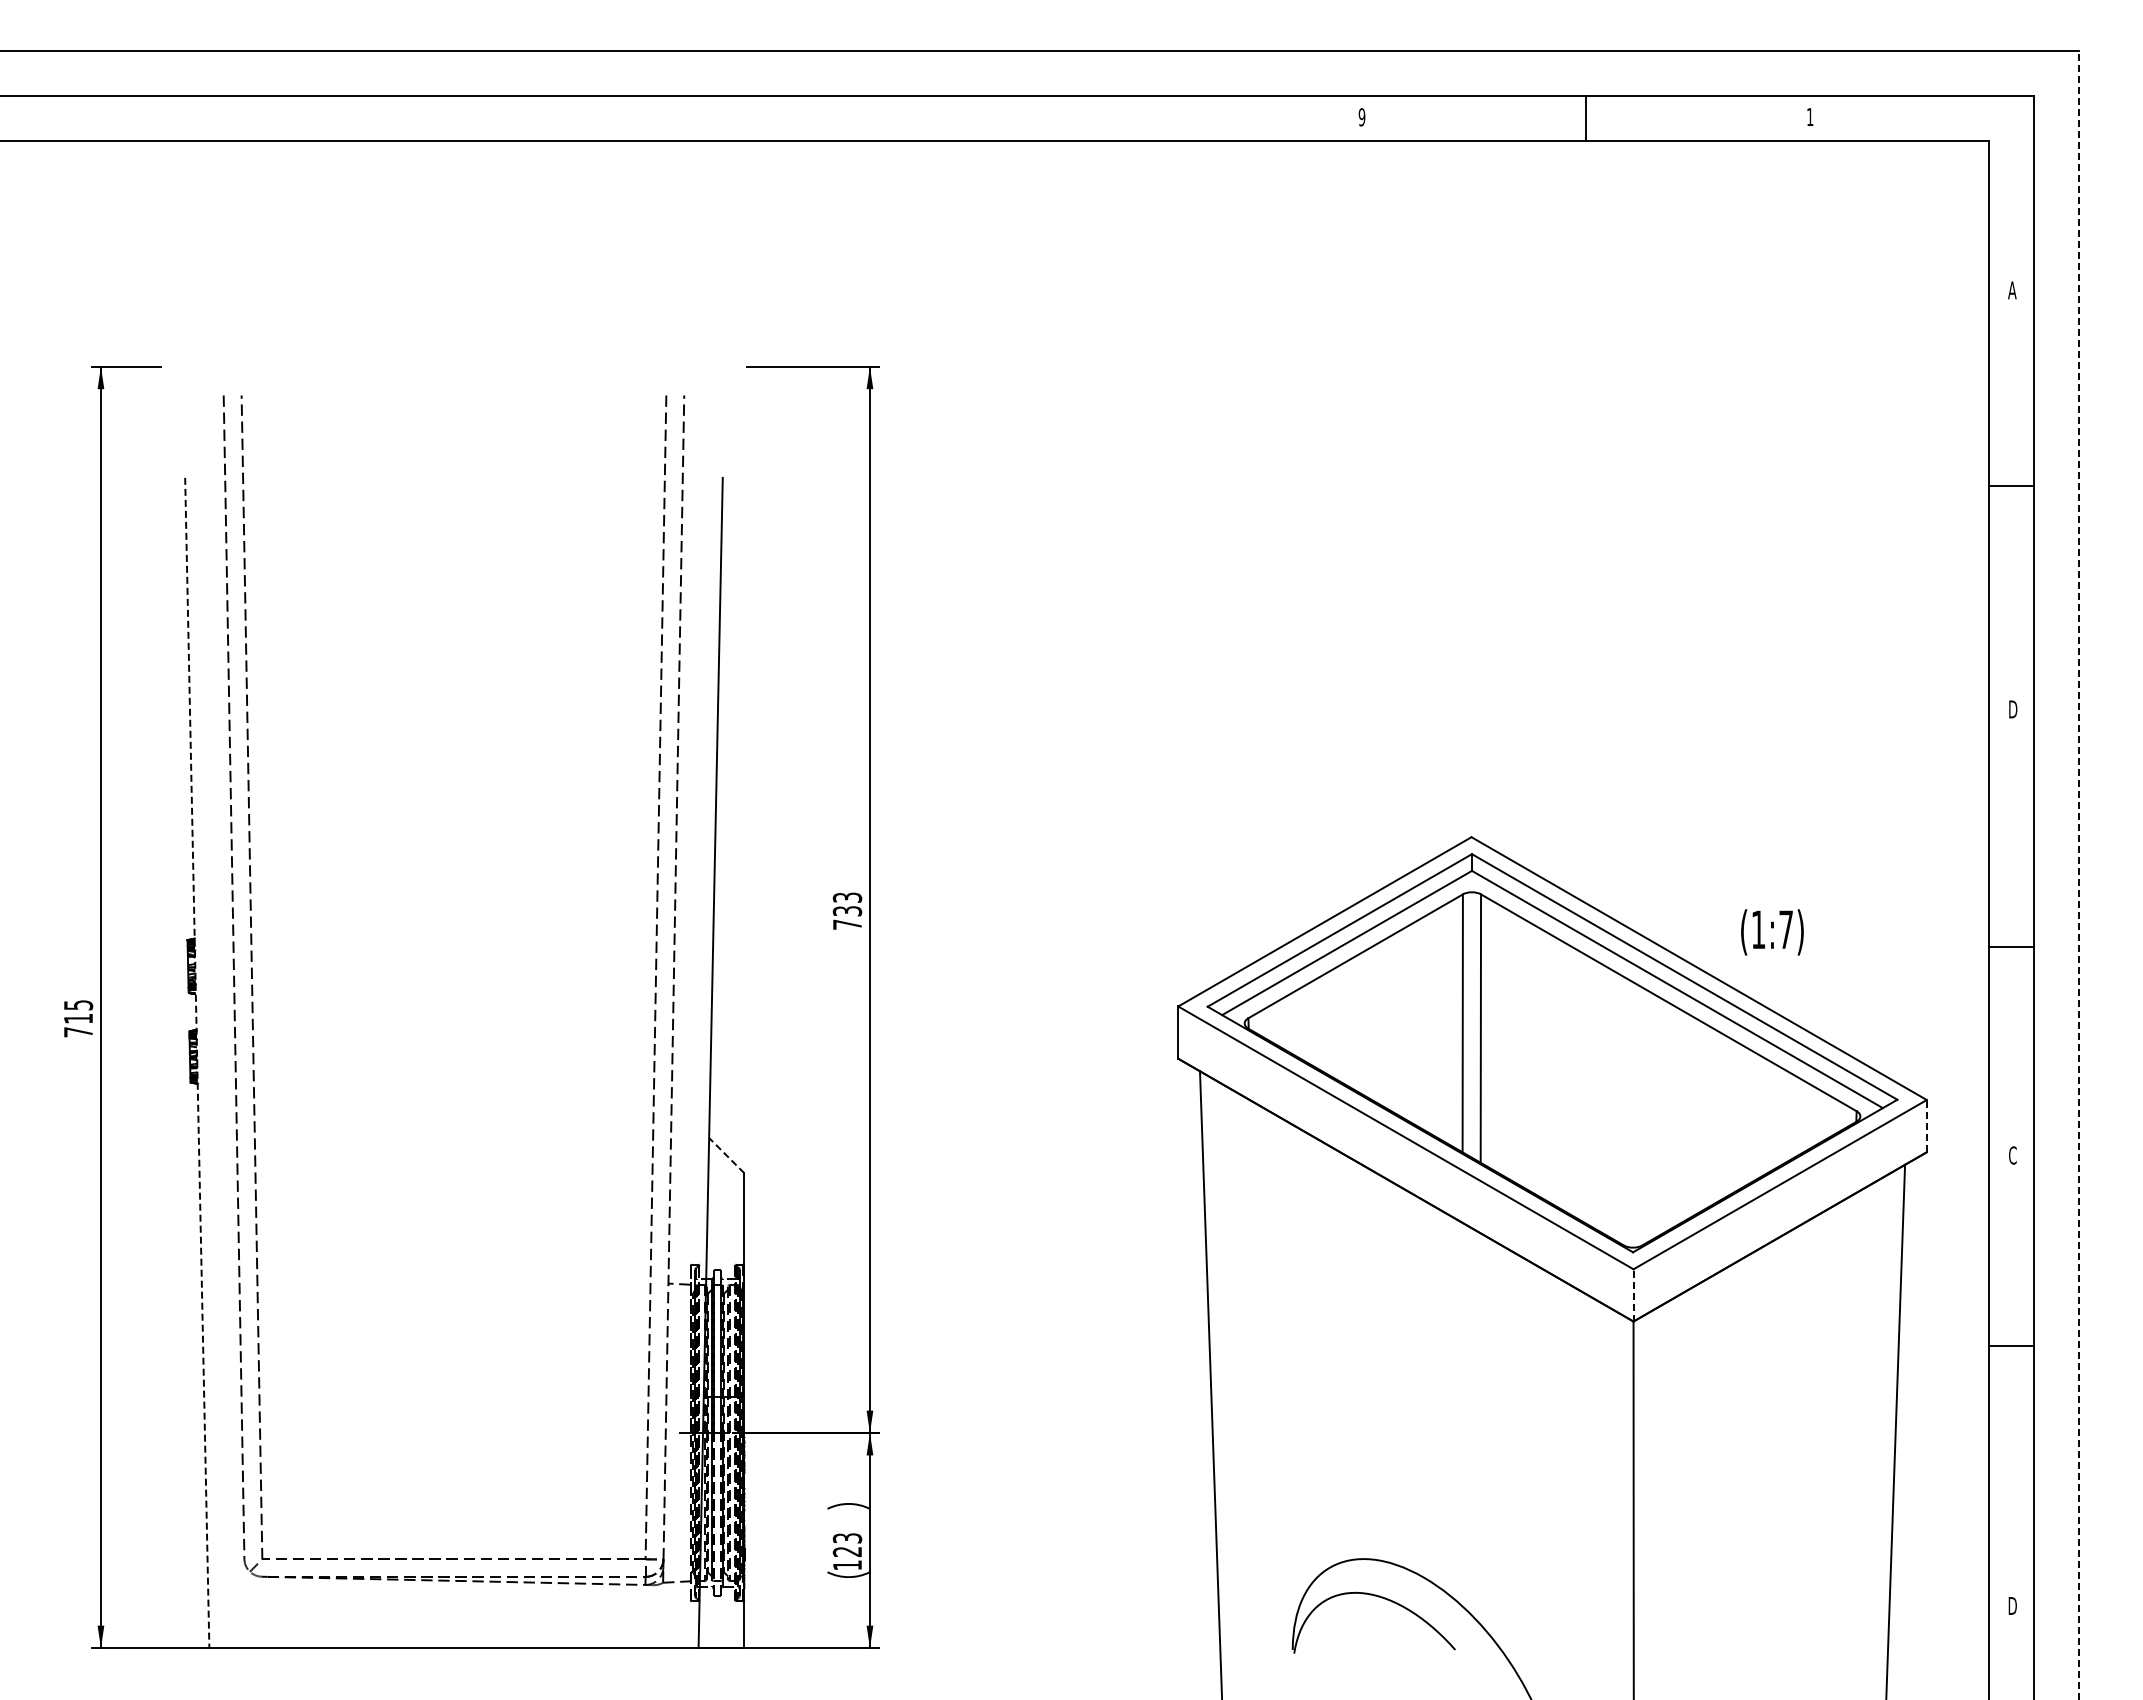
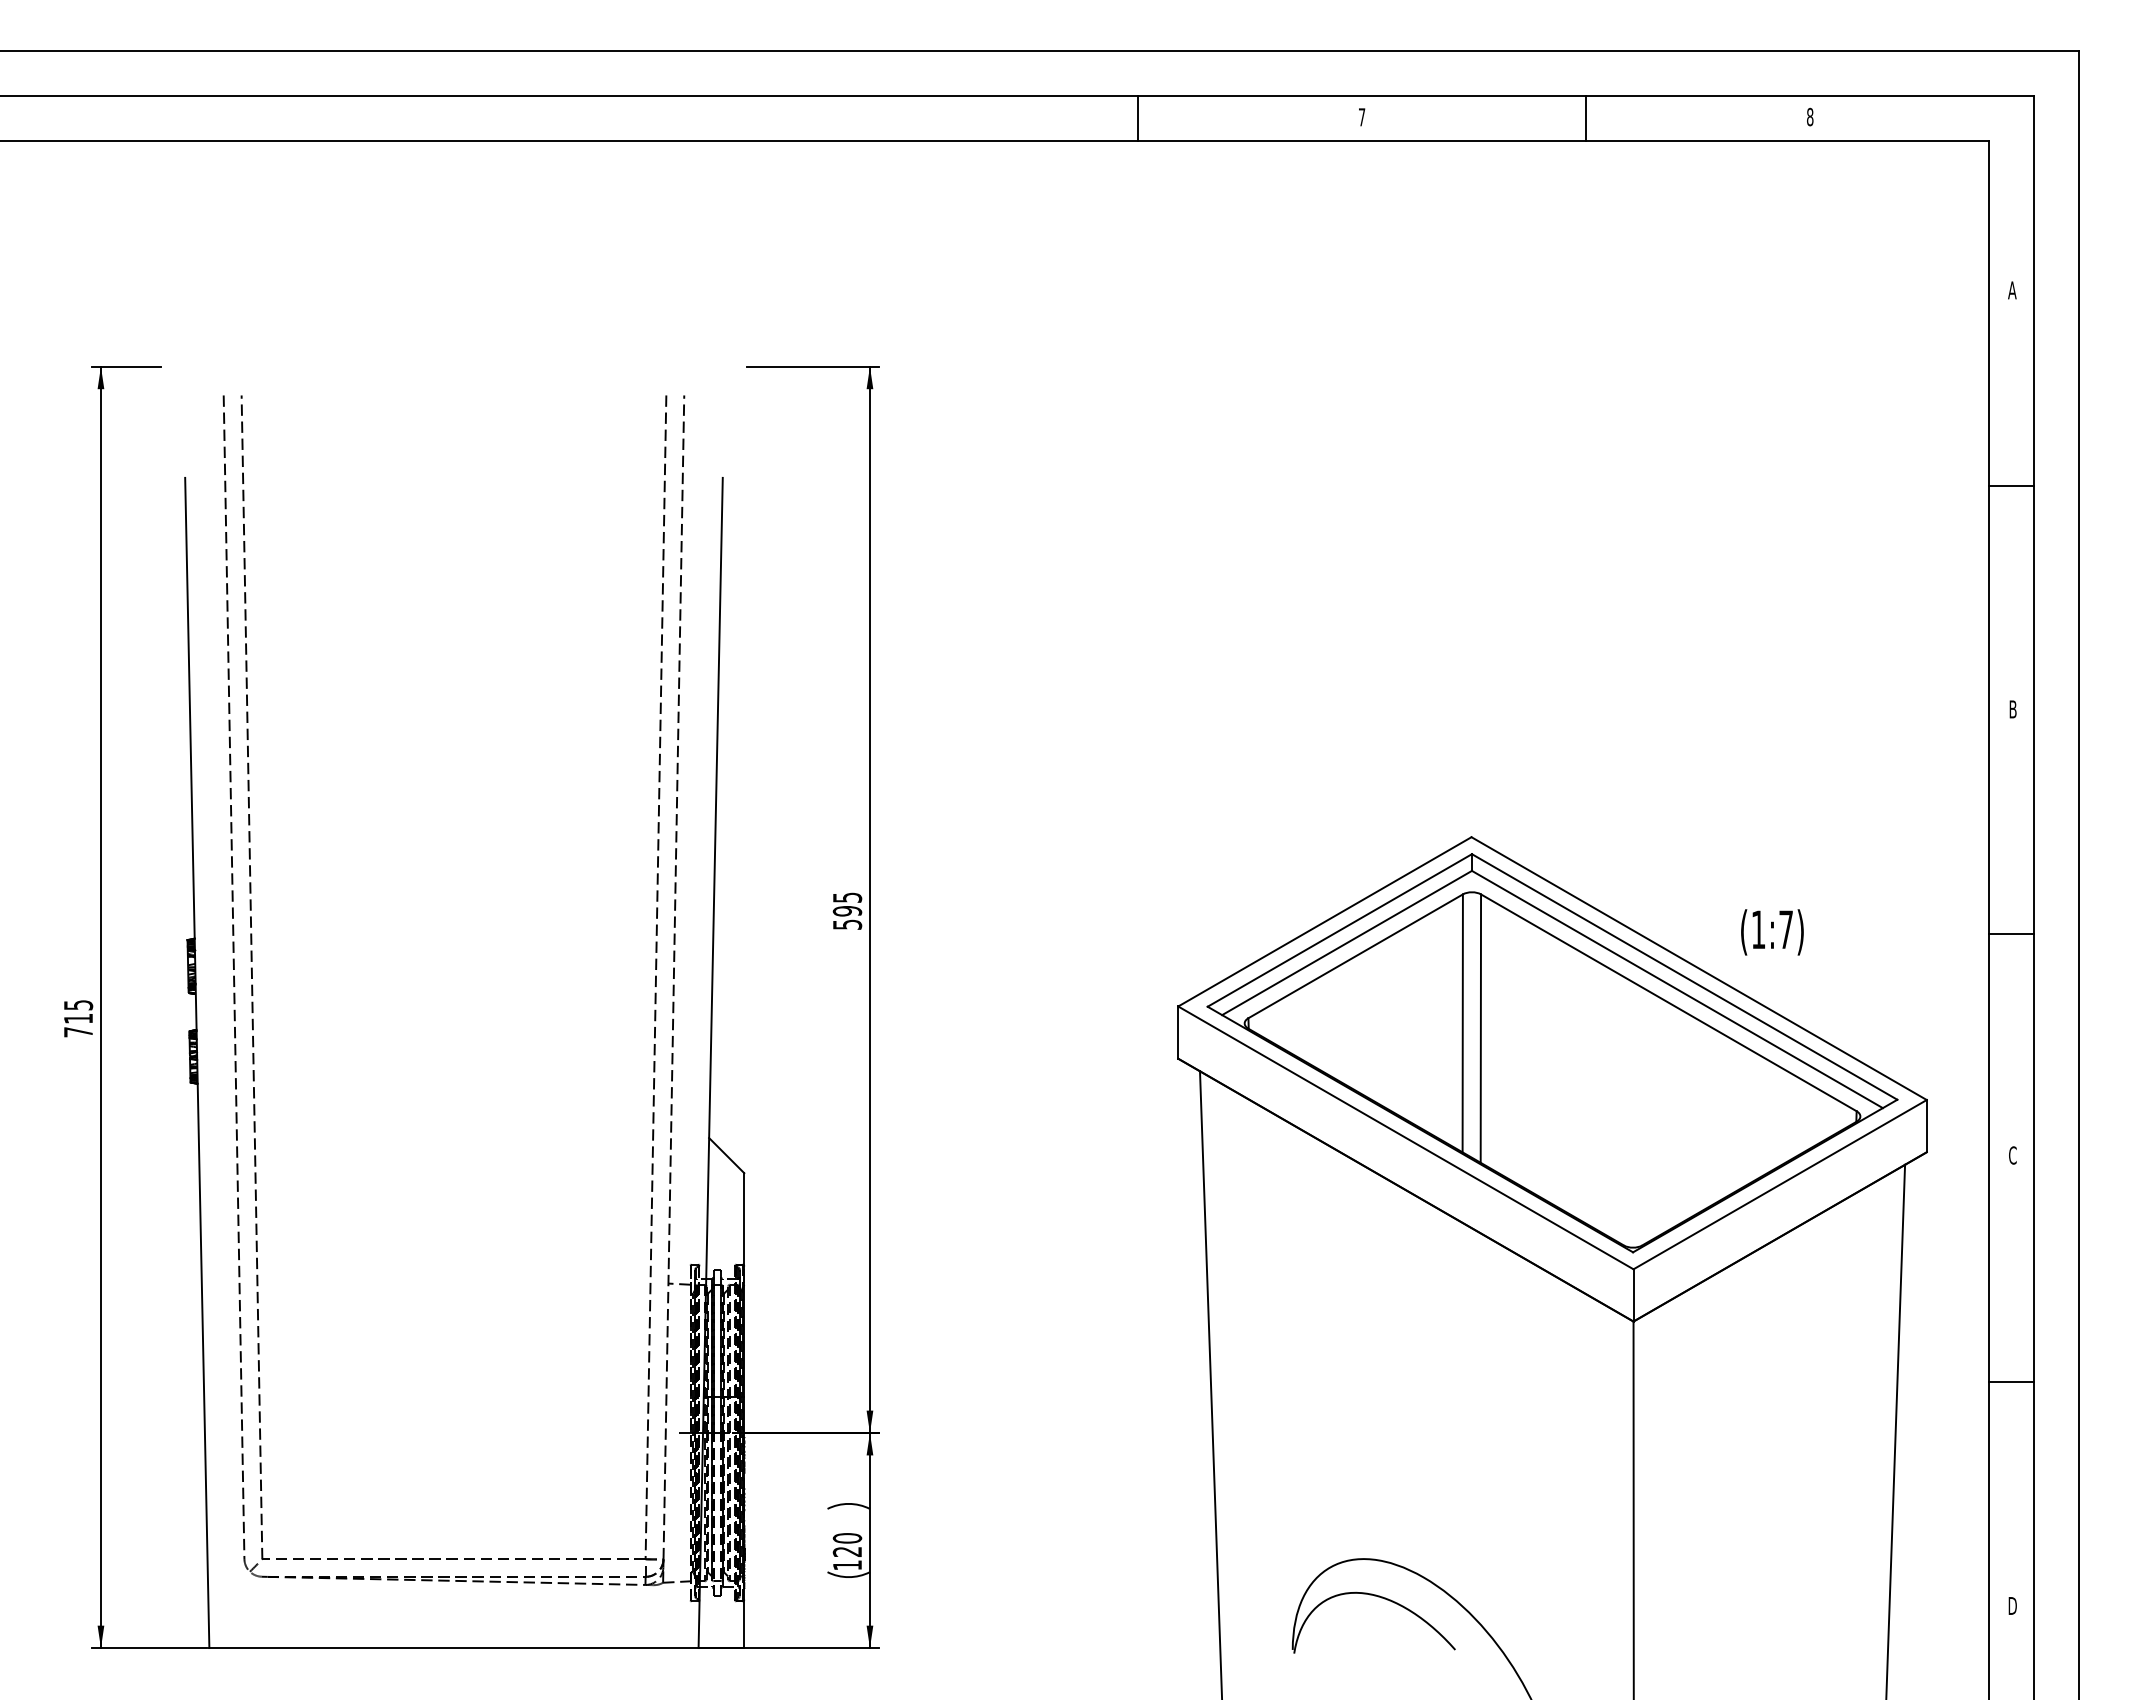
text: 1 -> 8 (1810, 116)
line: none -> present (1137, 117)
text: 9 -> 7 (1361, 117)
text: D -> B (2013, 709)
line: dashed -> solid (2078, 874)
text: 733 -> 595 (847, 910)
line position: (2011, 946) -> (2011, 933) (2011, 933)
line: dashed -> solid (197, 1063)
line: dashed -> solid (1926, 1125)
line: dashed -> solid (726, 1155)
line: dashed -> solid (1633, 1294)
line position: (2011, 1345) -> (2011, 1381) (2011, 1381)
text: 123 -> 120 (847, 1538)
